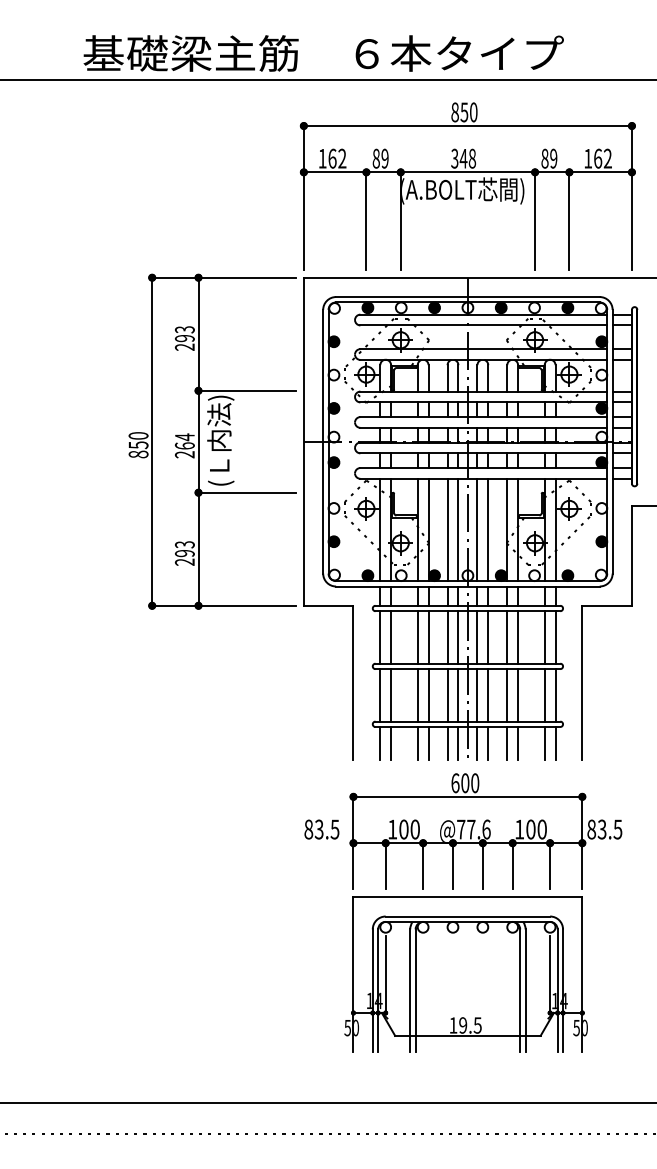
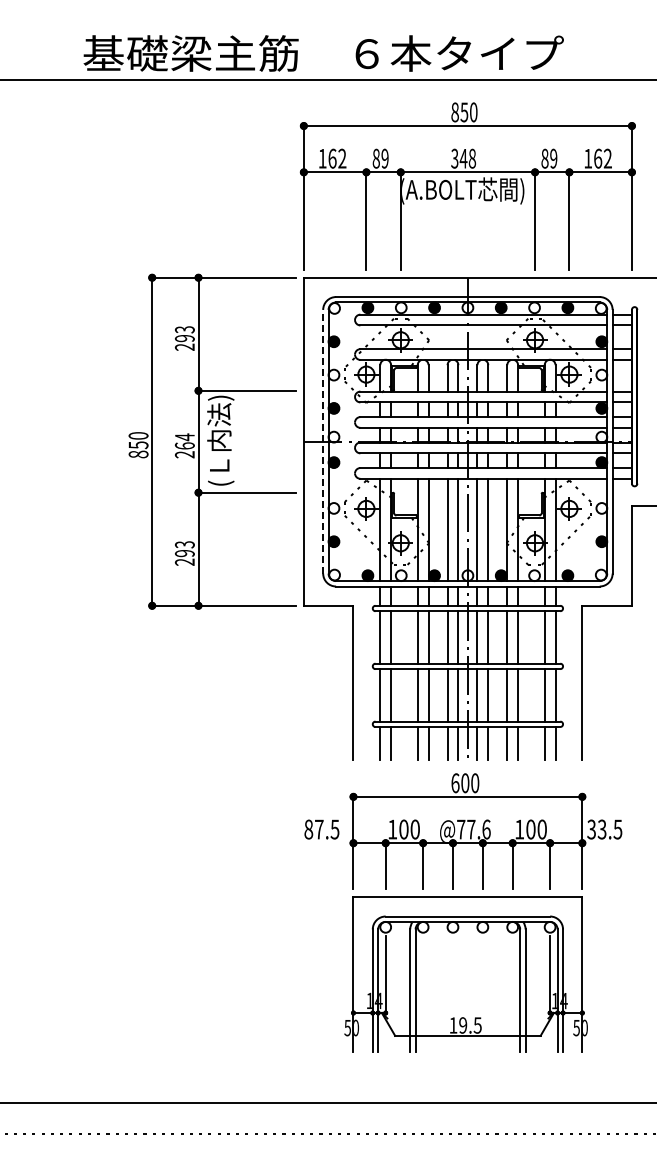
line: solid -> dashed (323, 441)
text: 83.5 -> 87.5 (318, 829)
text: 83.5 -> 33.5 (591, 829)
